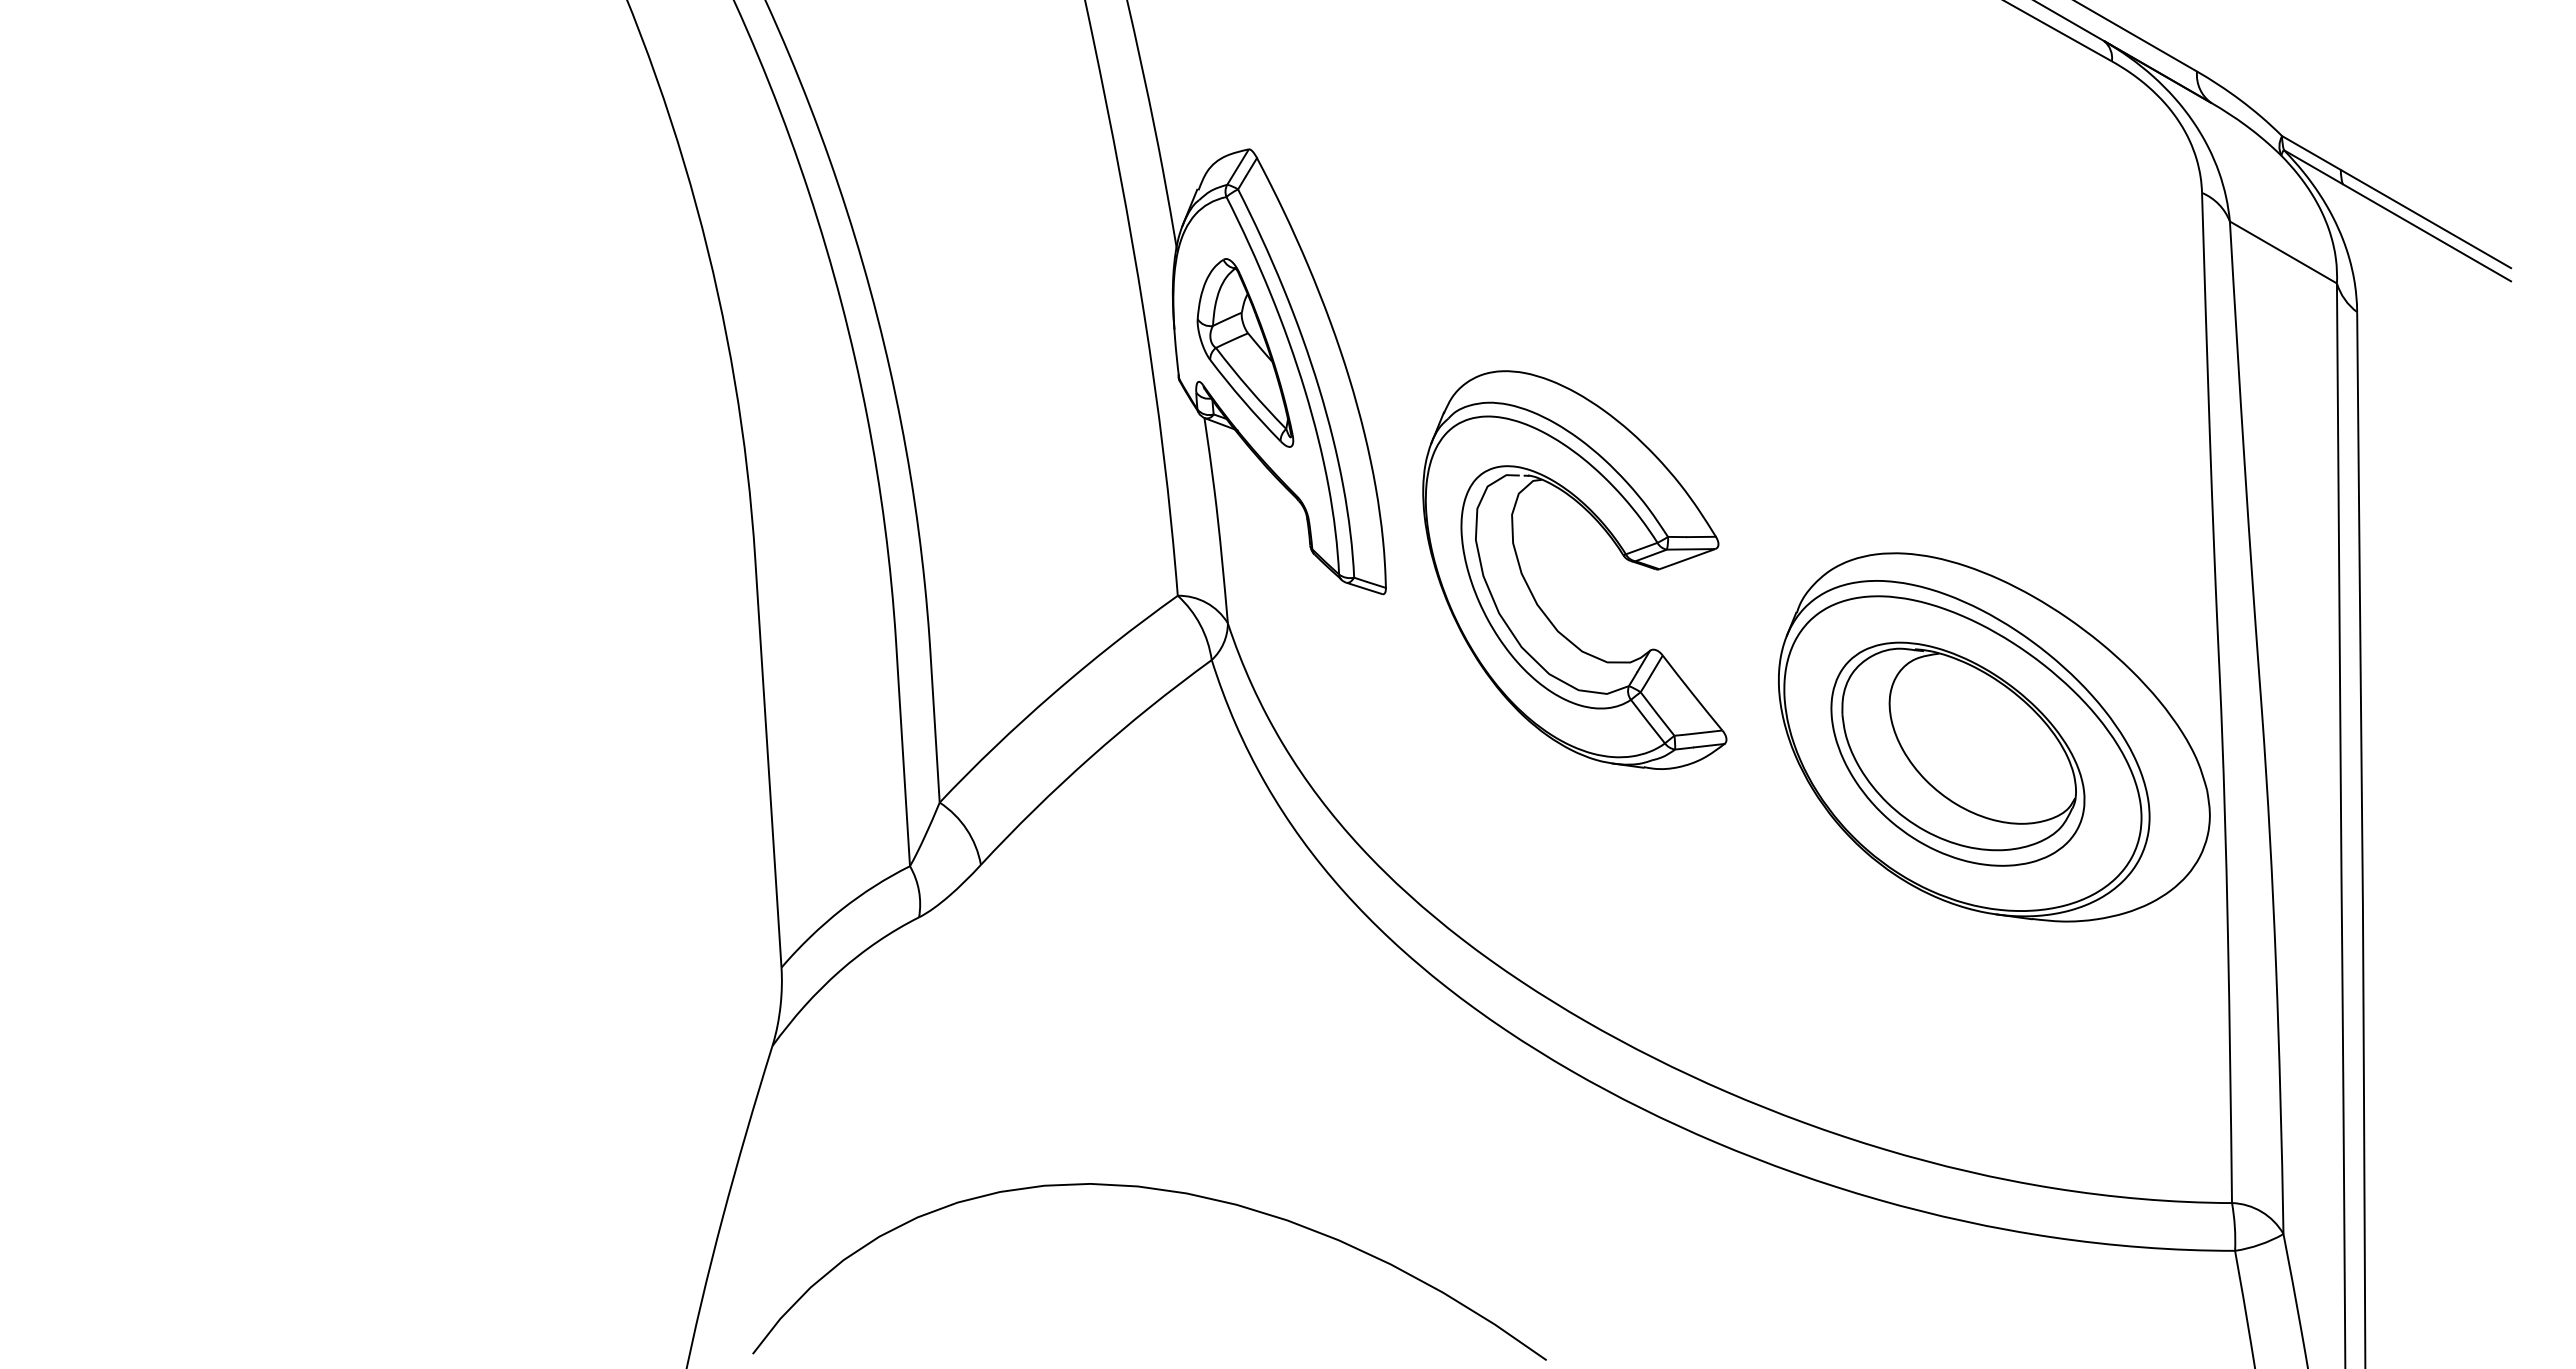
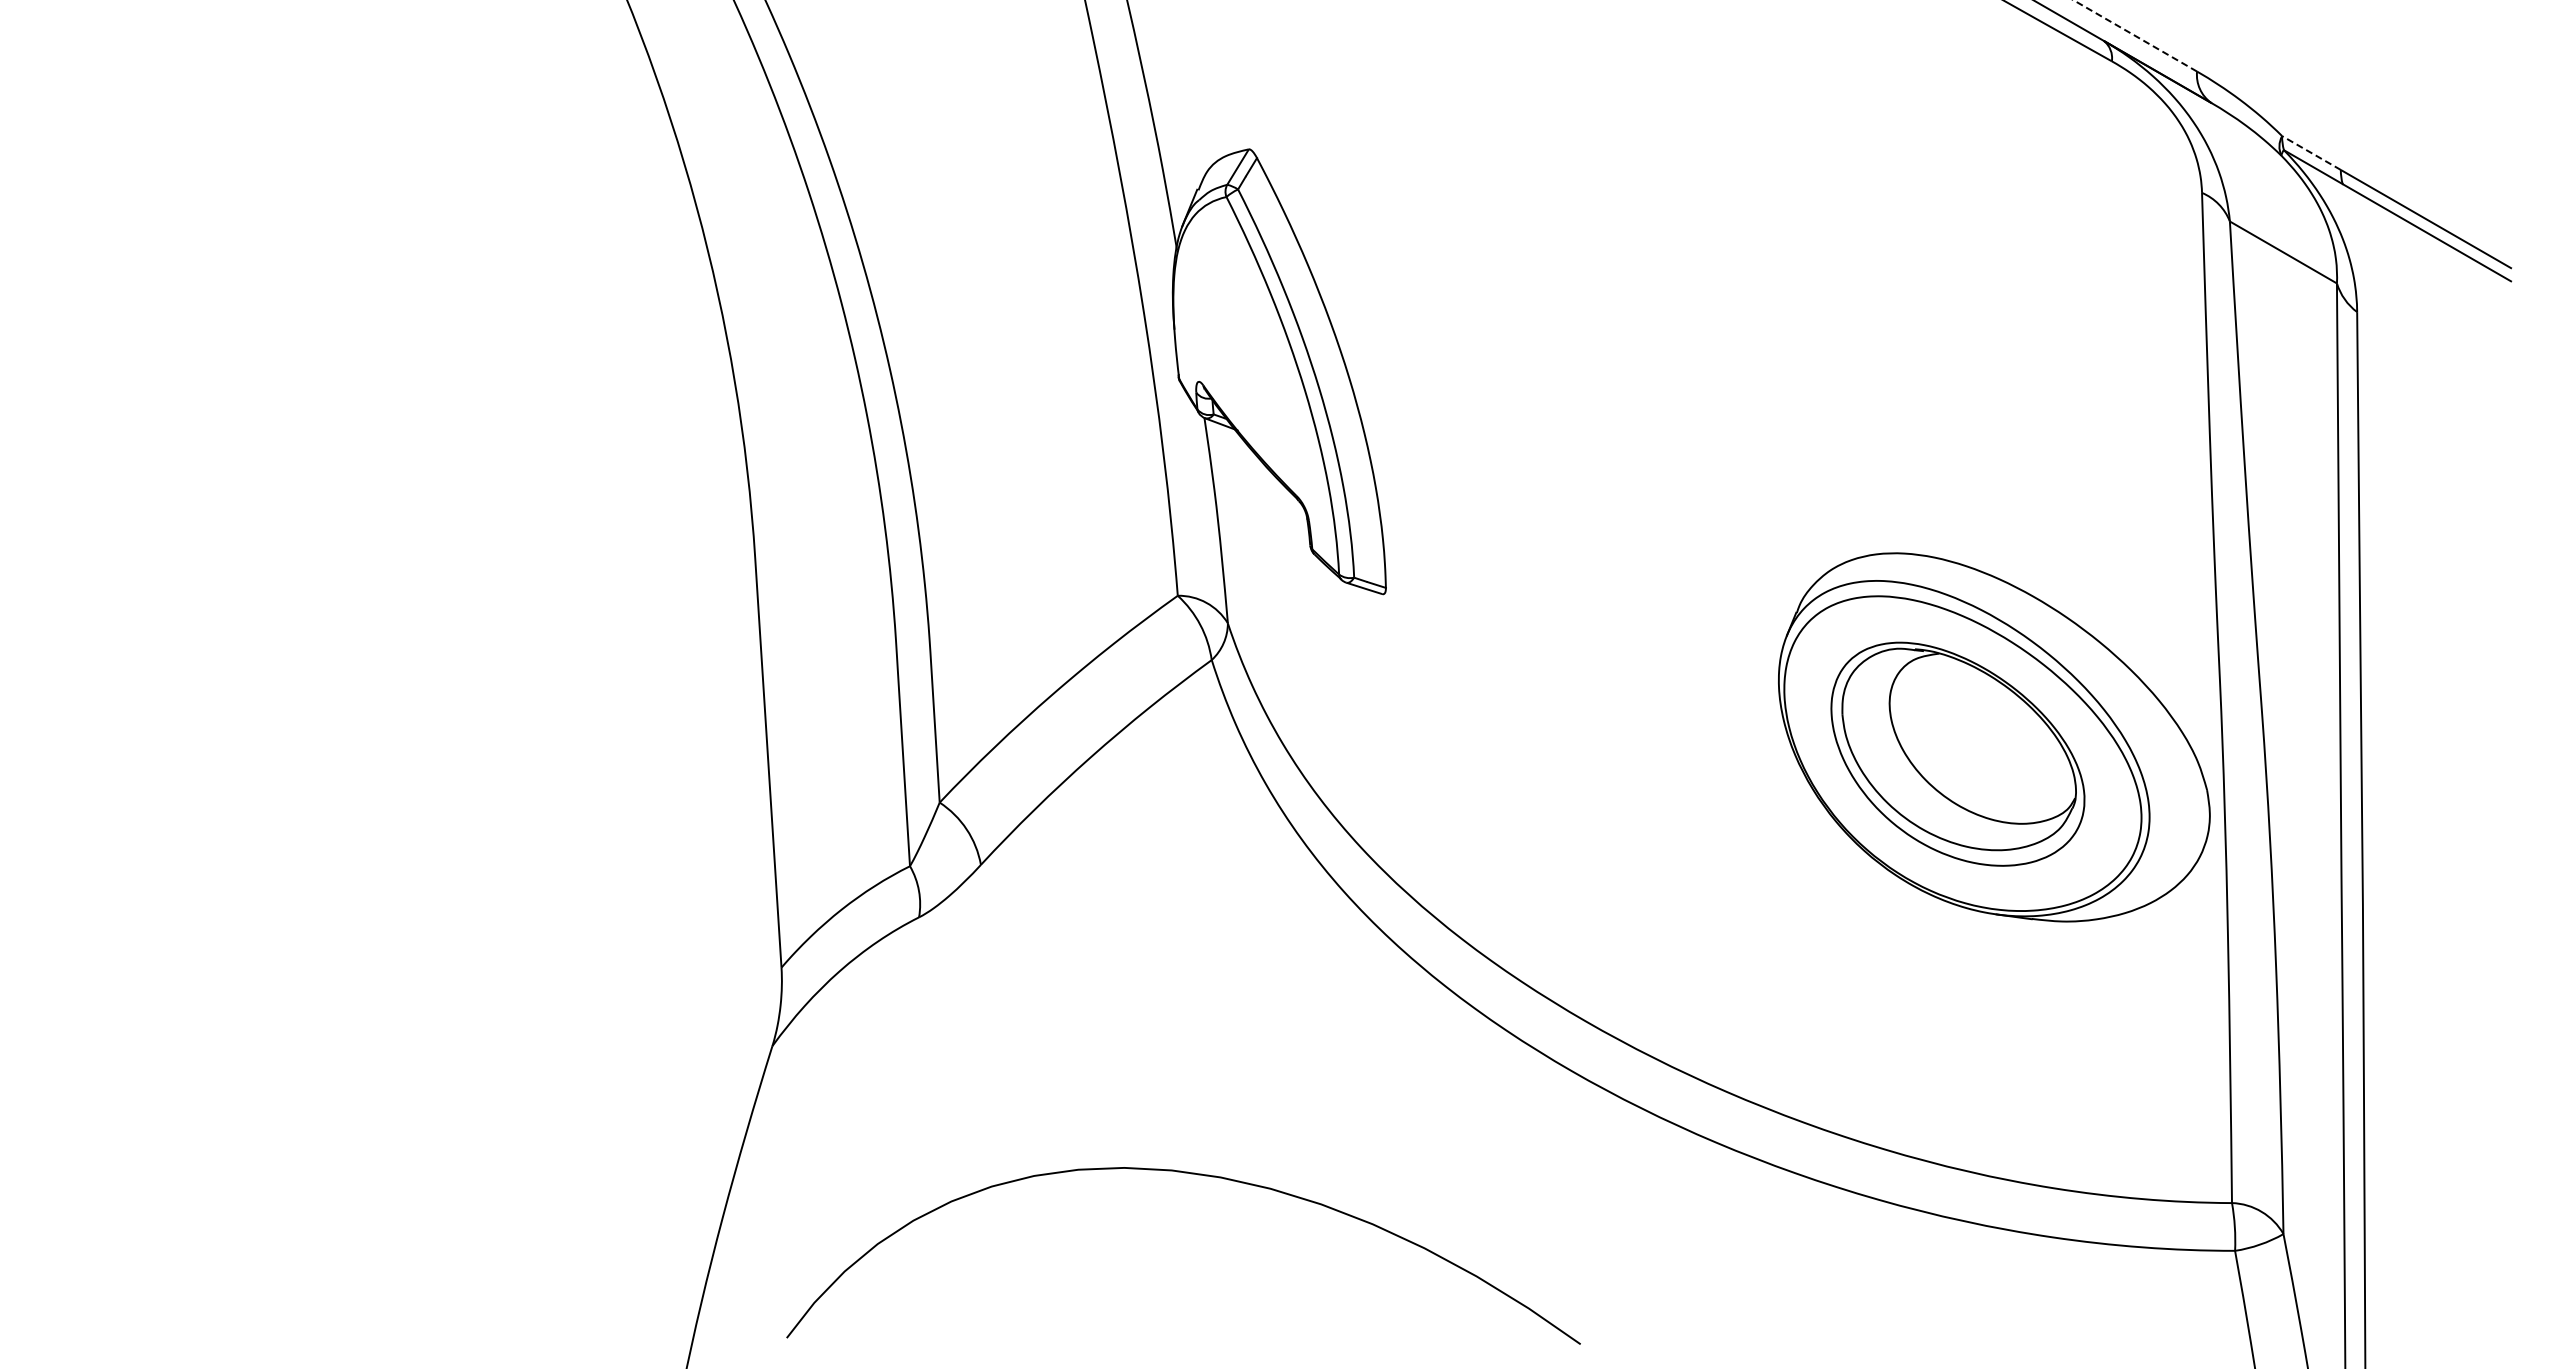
line: solid -> dashed (2134, 35)
line: solid -> dashed (2311, 153)
part: present -> none (1245, 352)
part: present -> none (1612, 541)
curve position: (1157, 1190) -> (1191, 1174) (1191, 1174)
